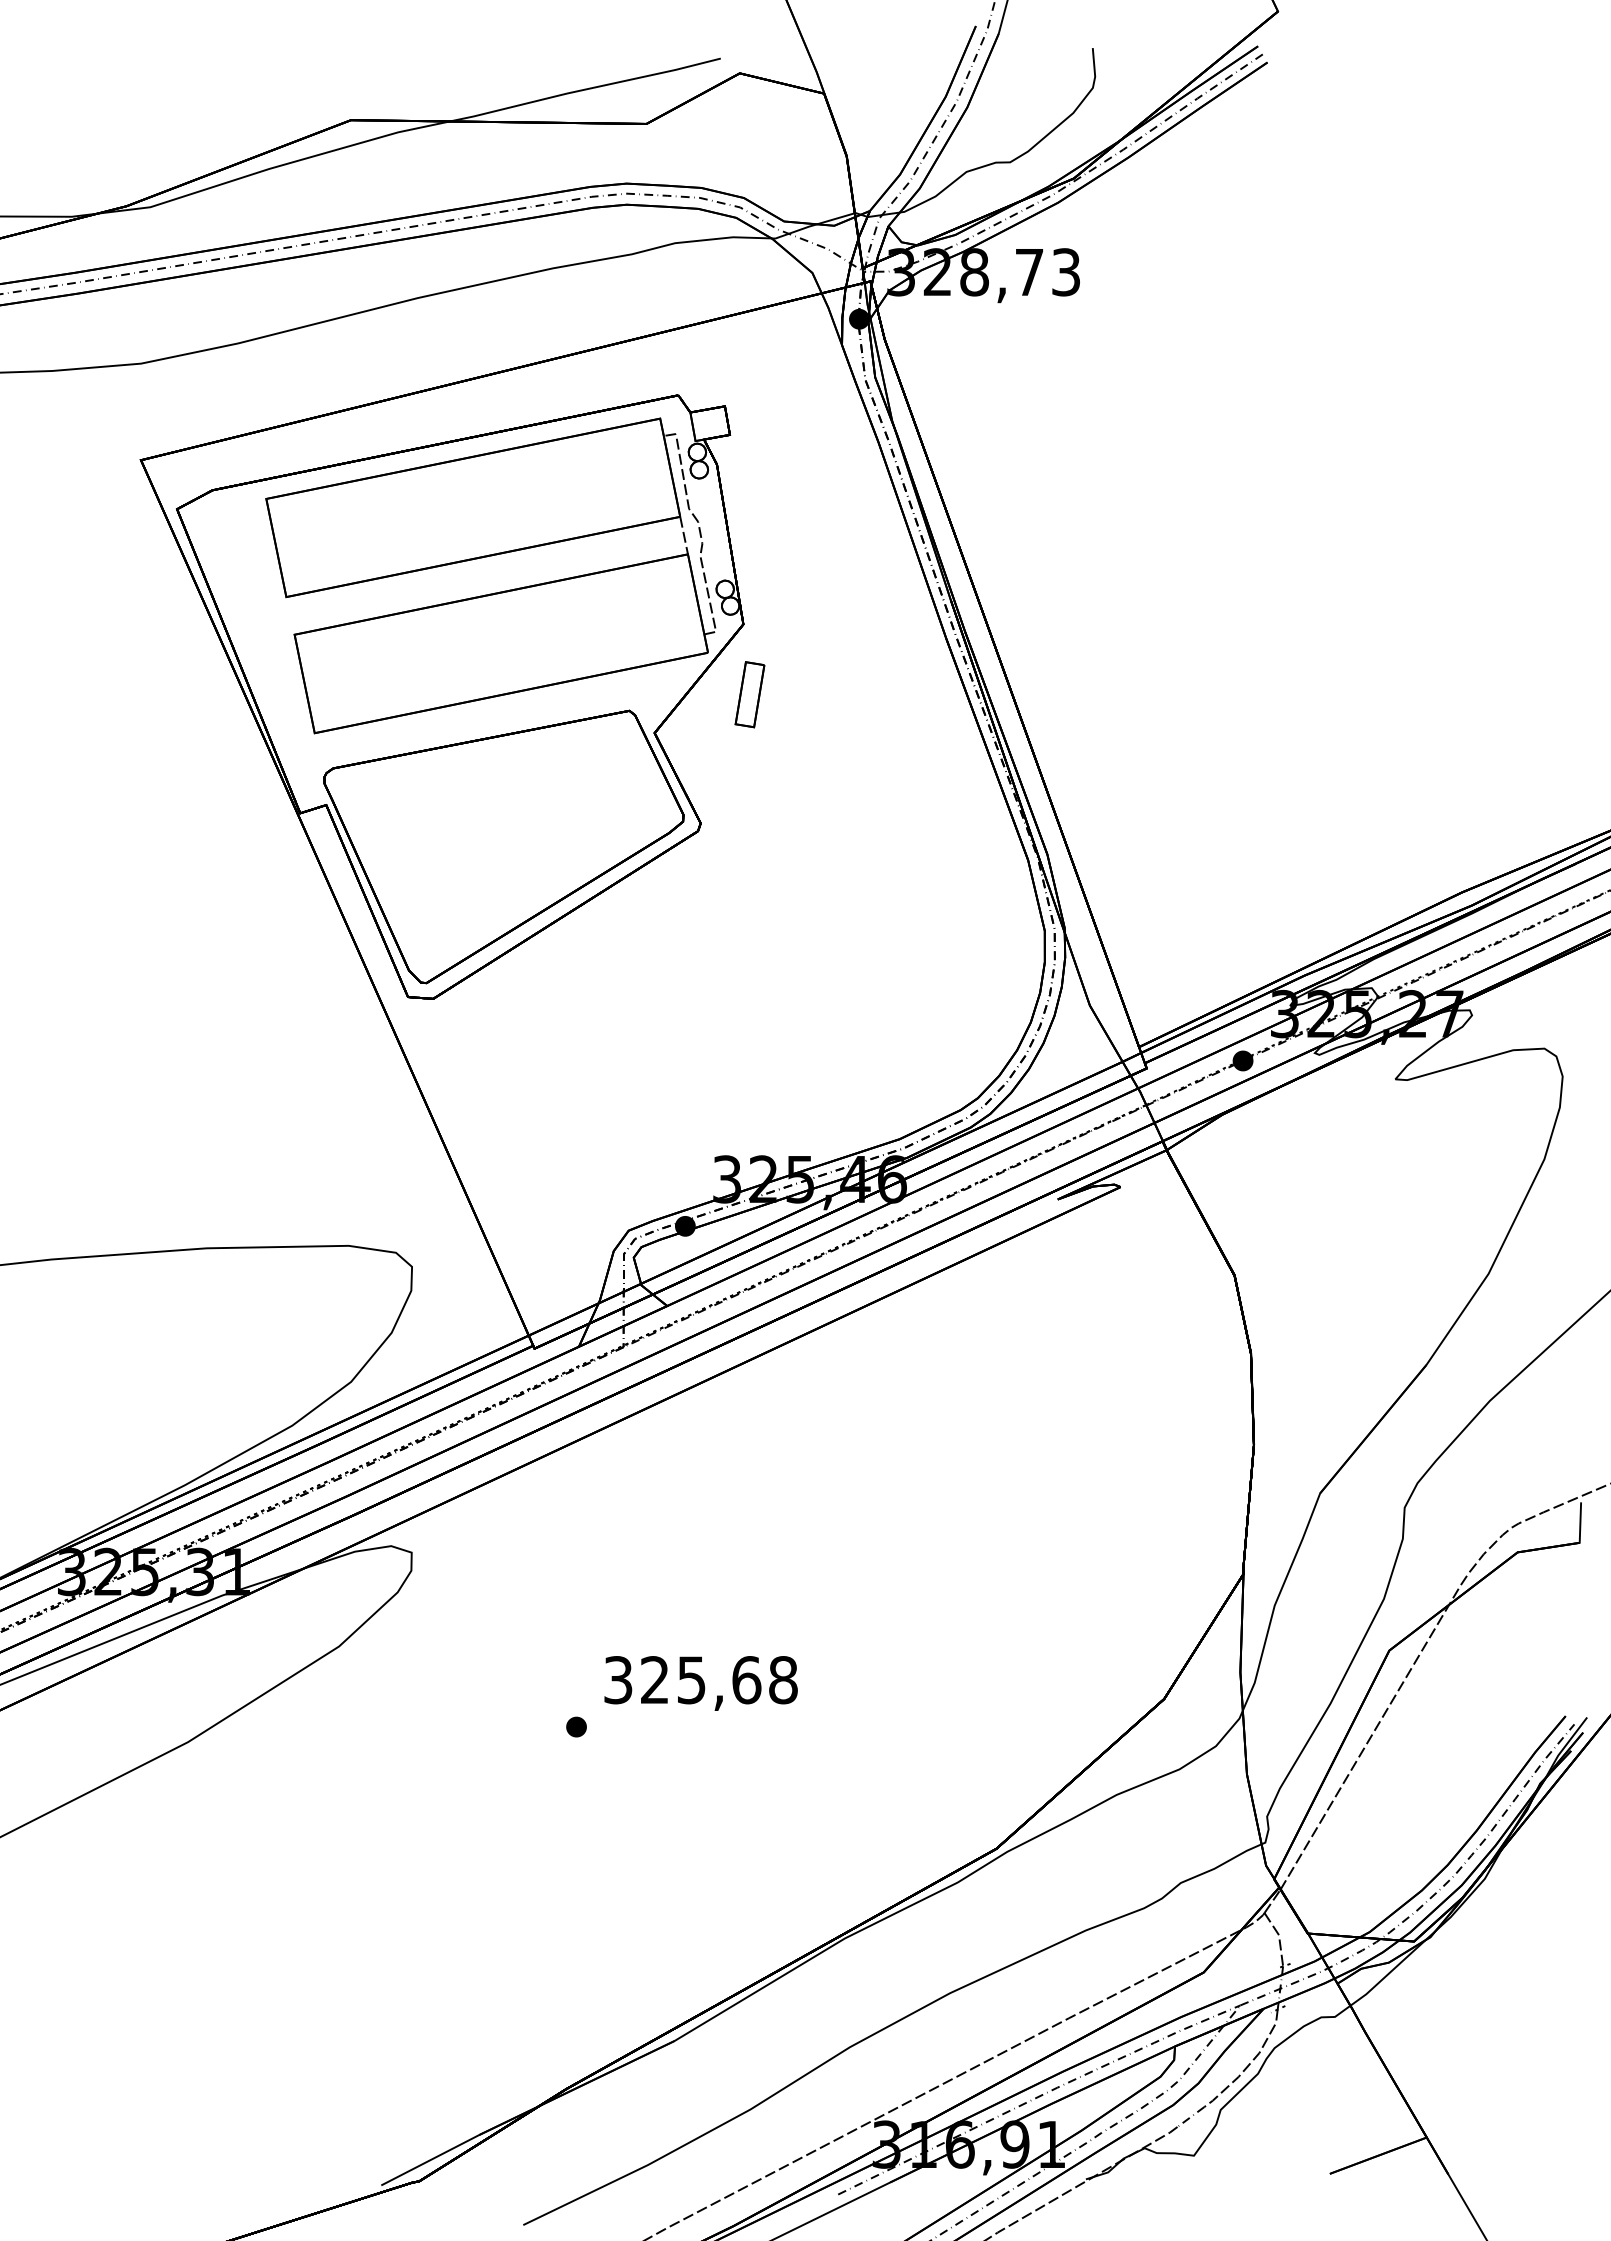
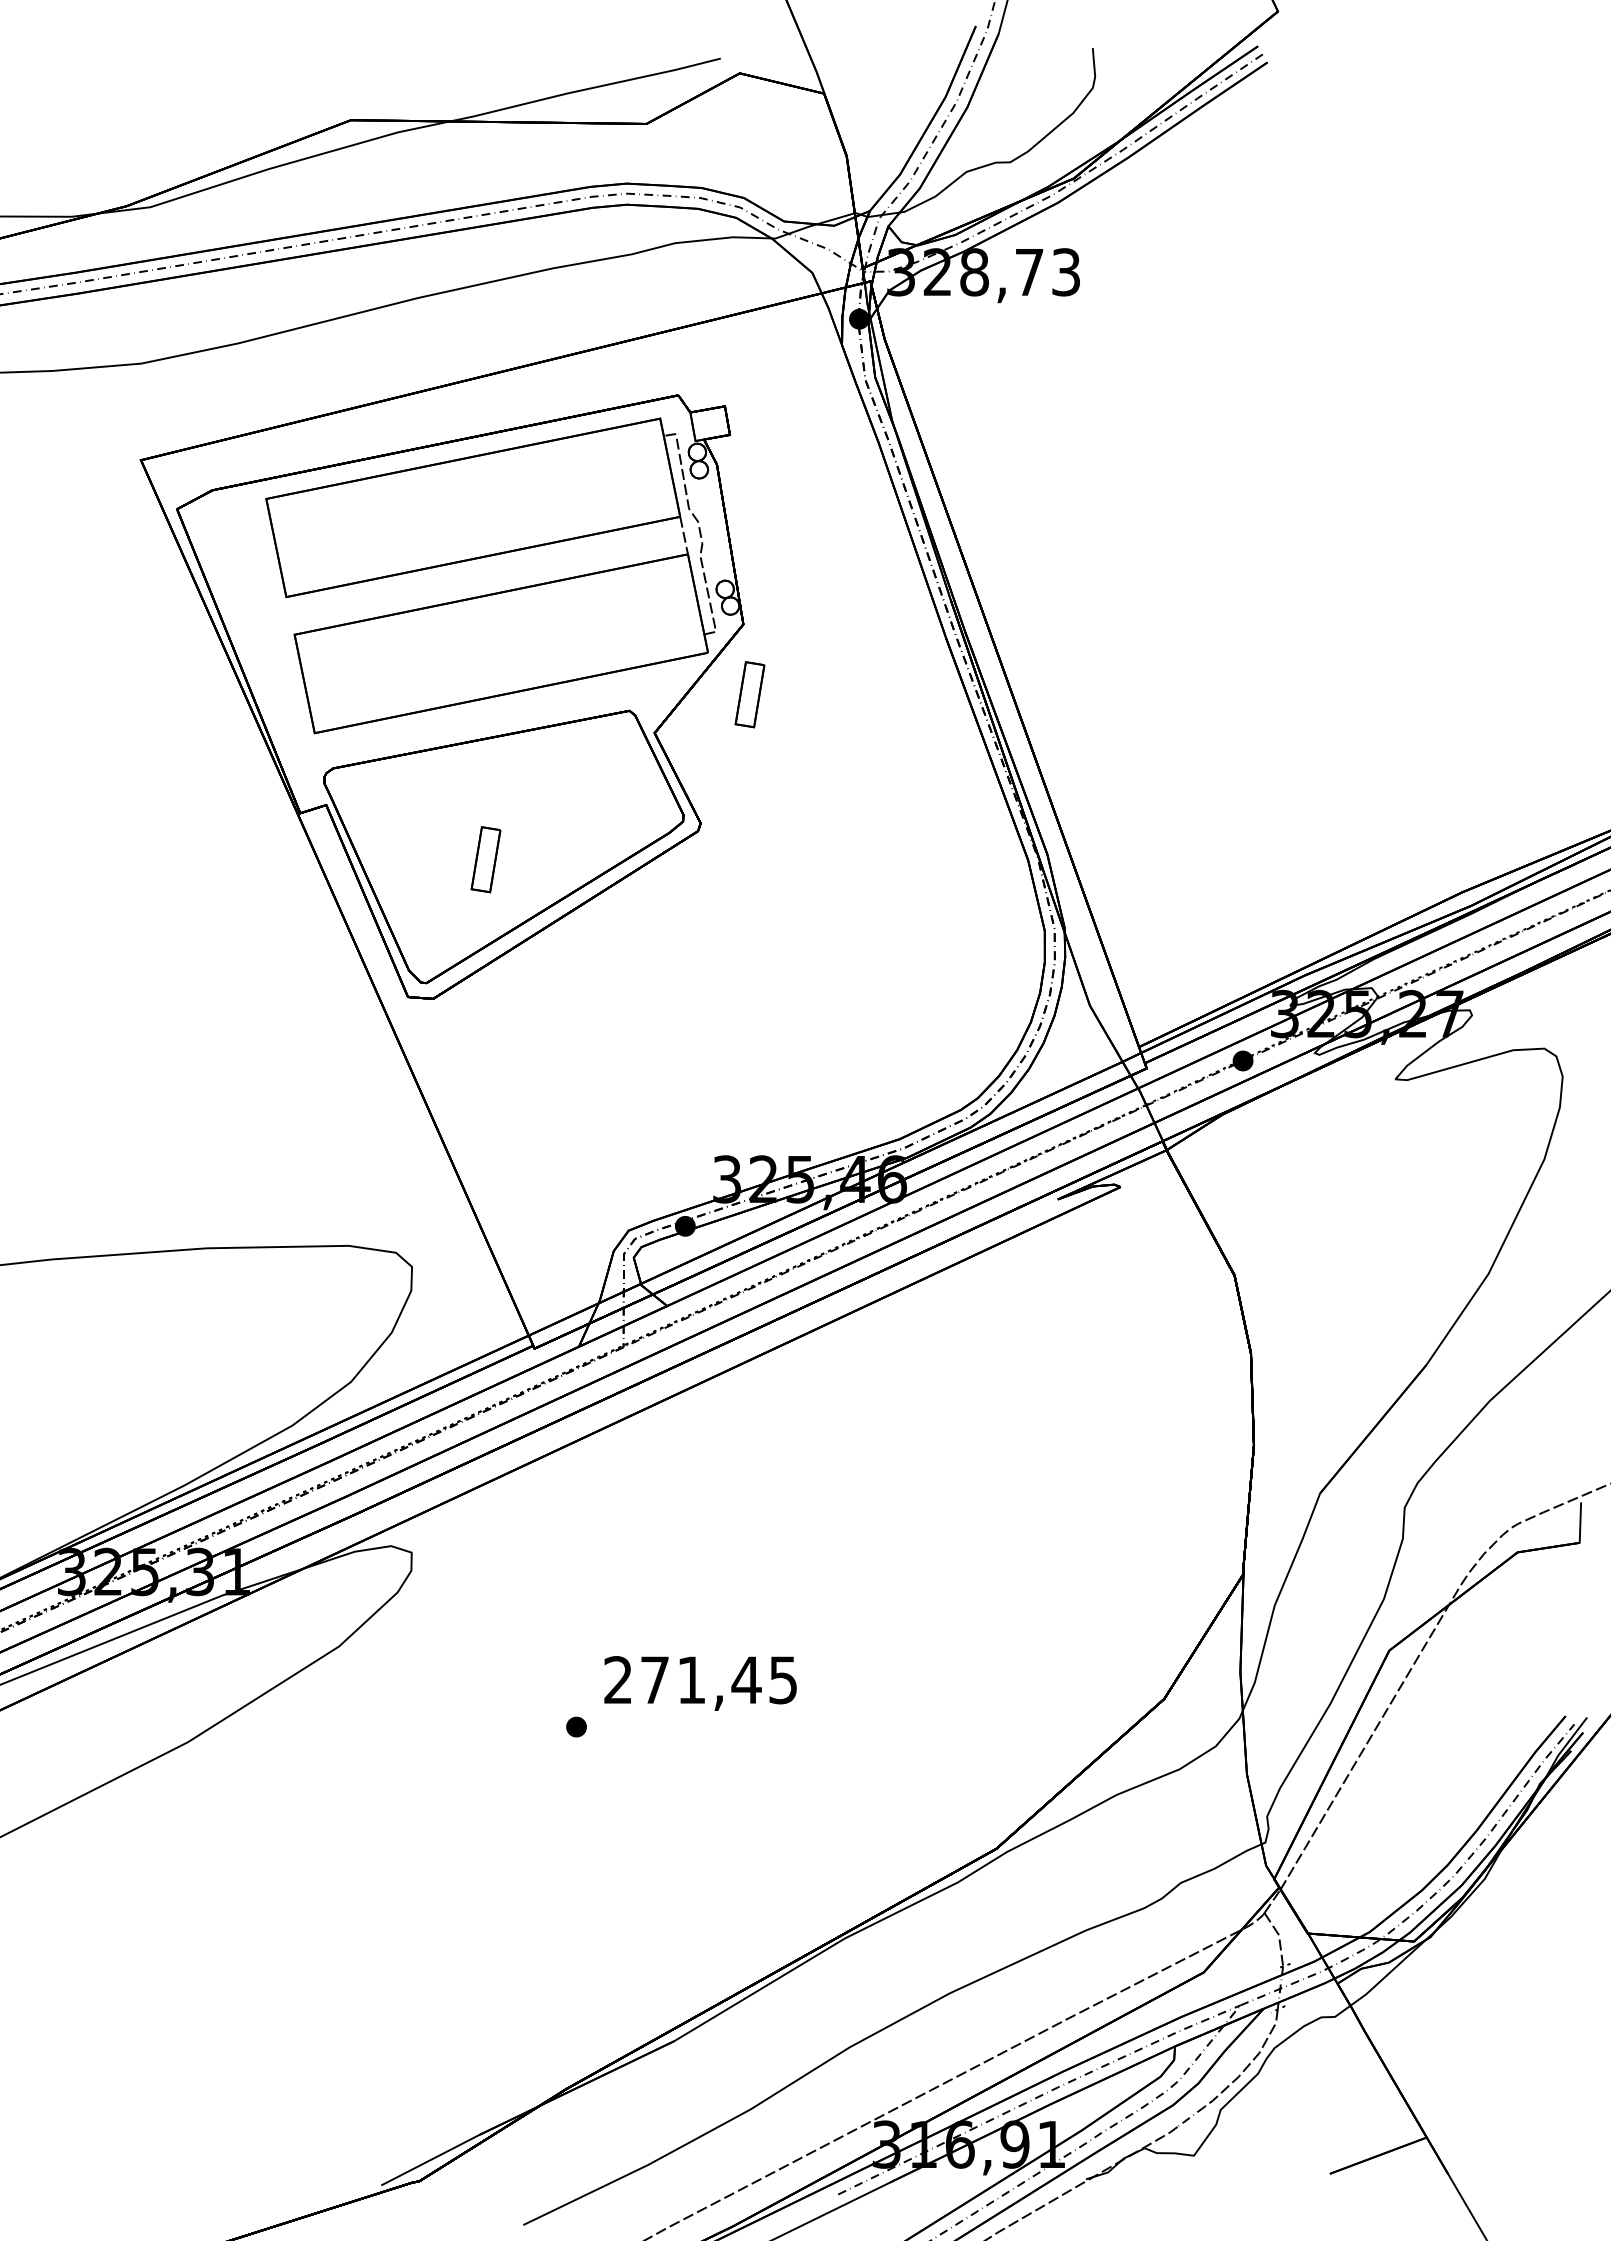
part: none -> present (485, 859)
text: 325,68 -> 271,45 (700, 1680)
